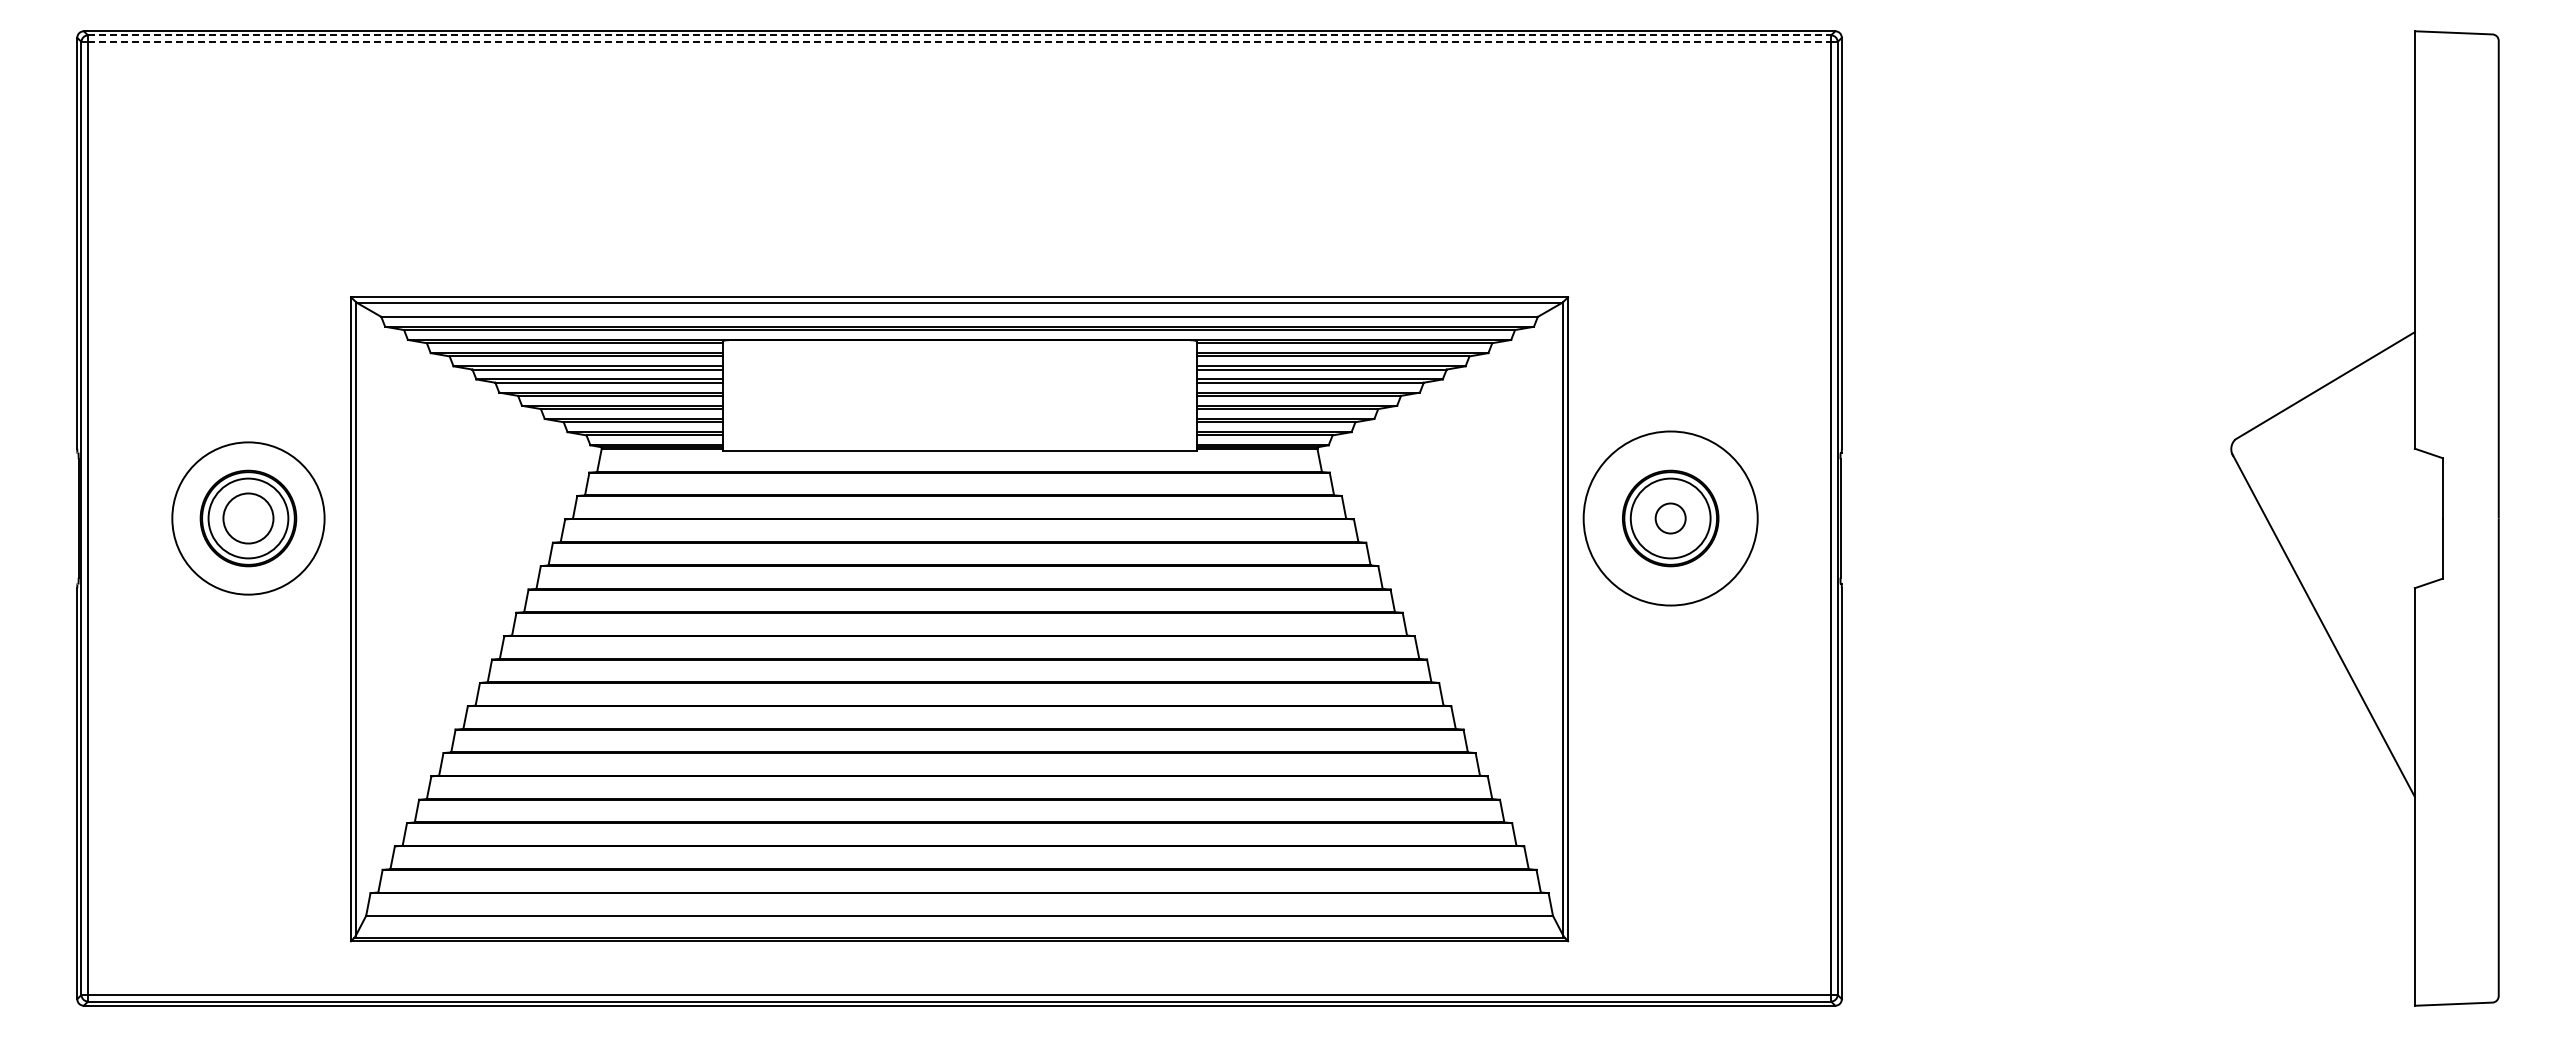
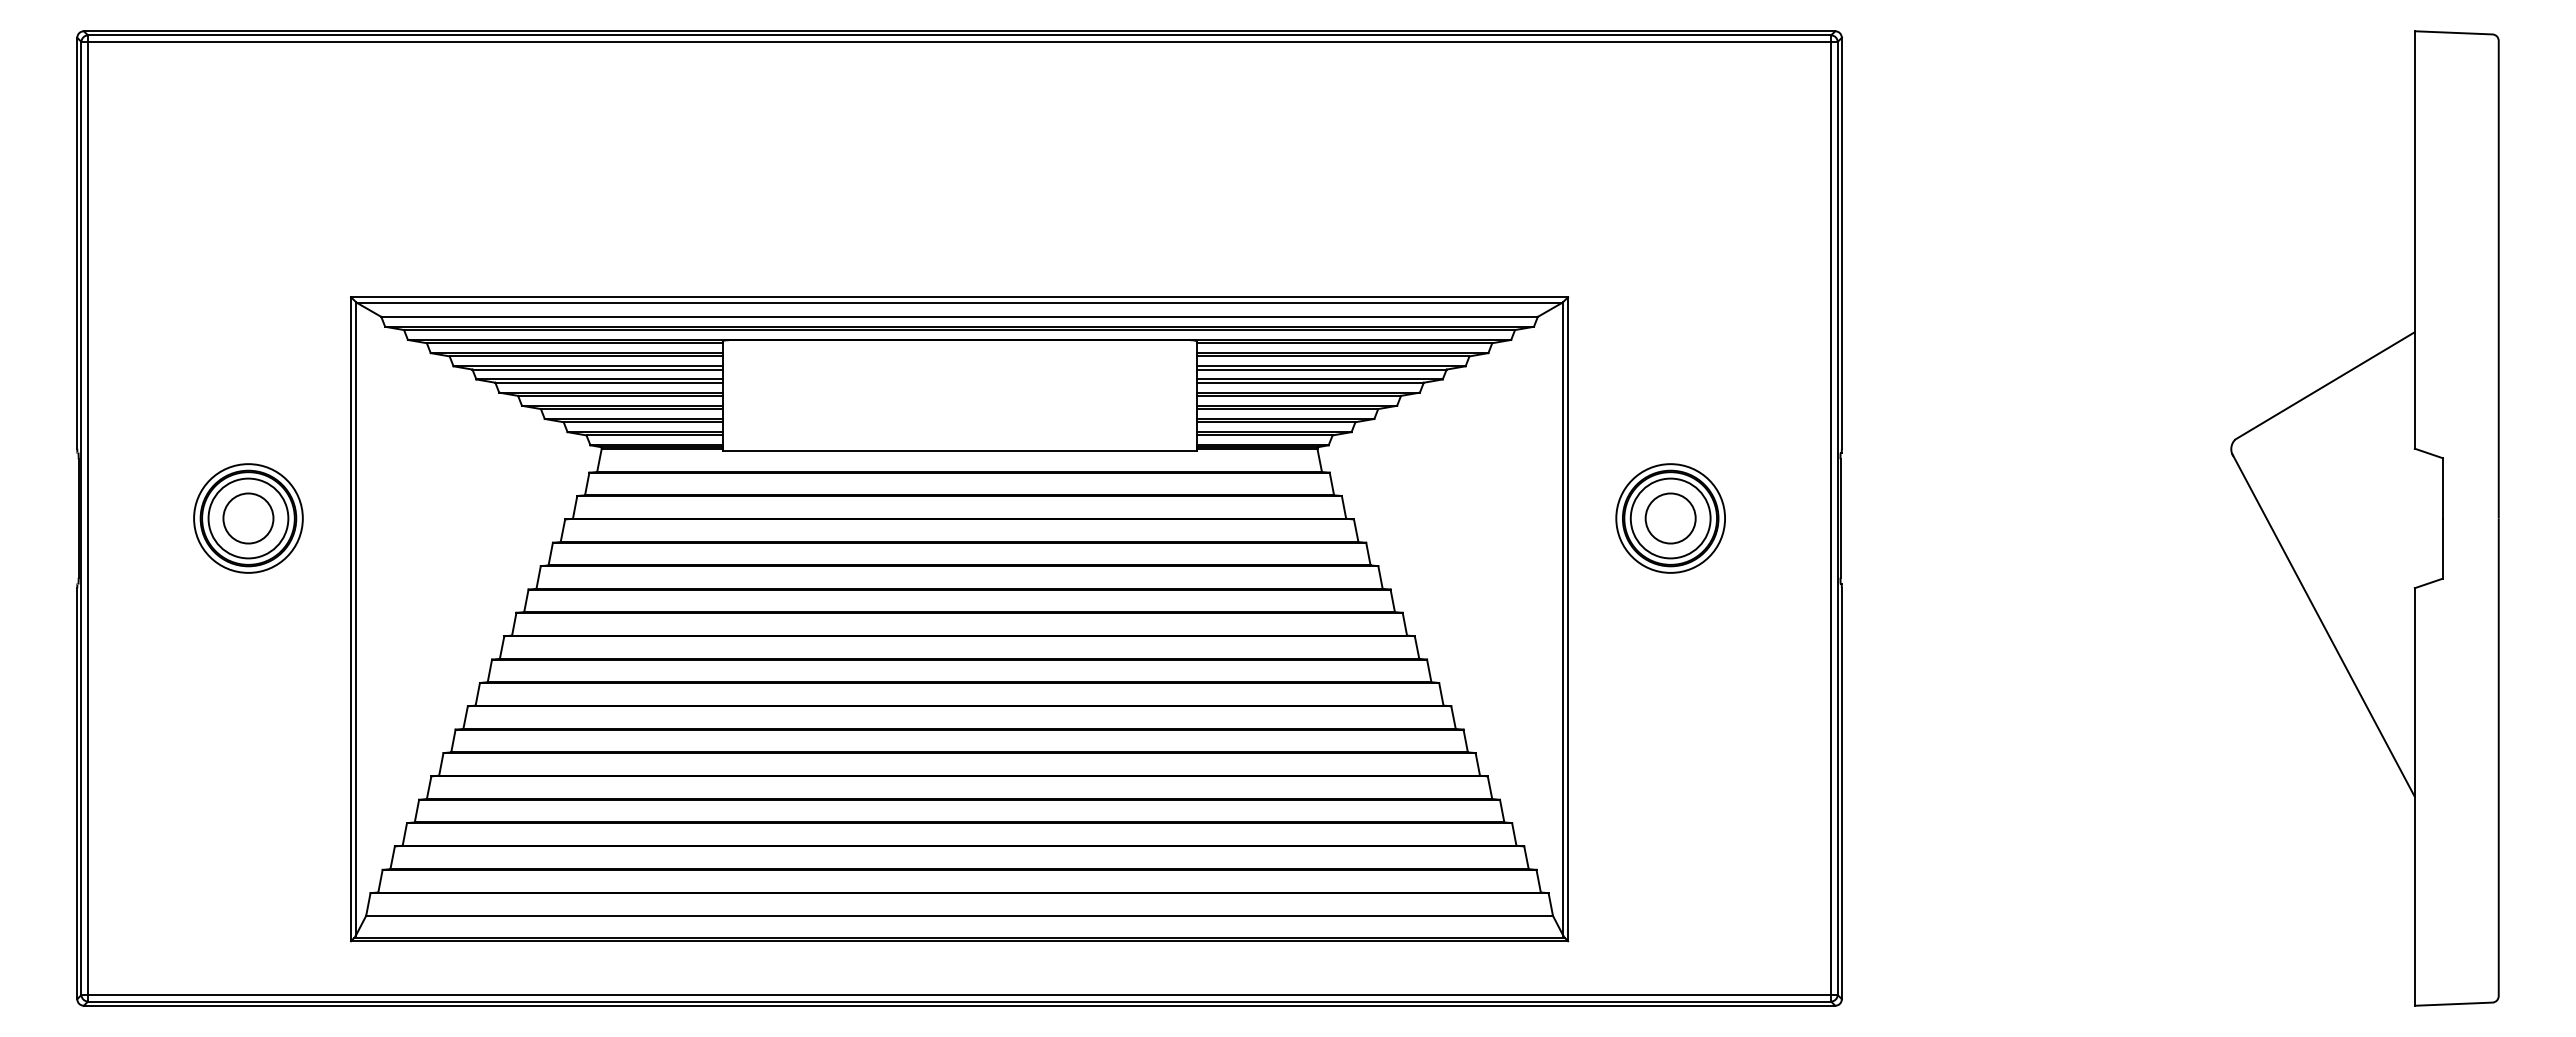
line: dashed -> solid (959, 35)
line: dashed -> solid (959, 41)
circle diameter: 152 px -> 109 px (248, 518)
circle diameter: 174 px -> 109 px (1670, 518)
circle diameter: 30 px -> 50 px (1670, 518)
